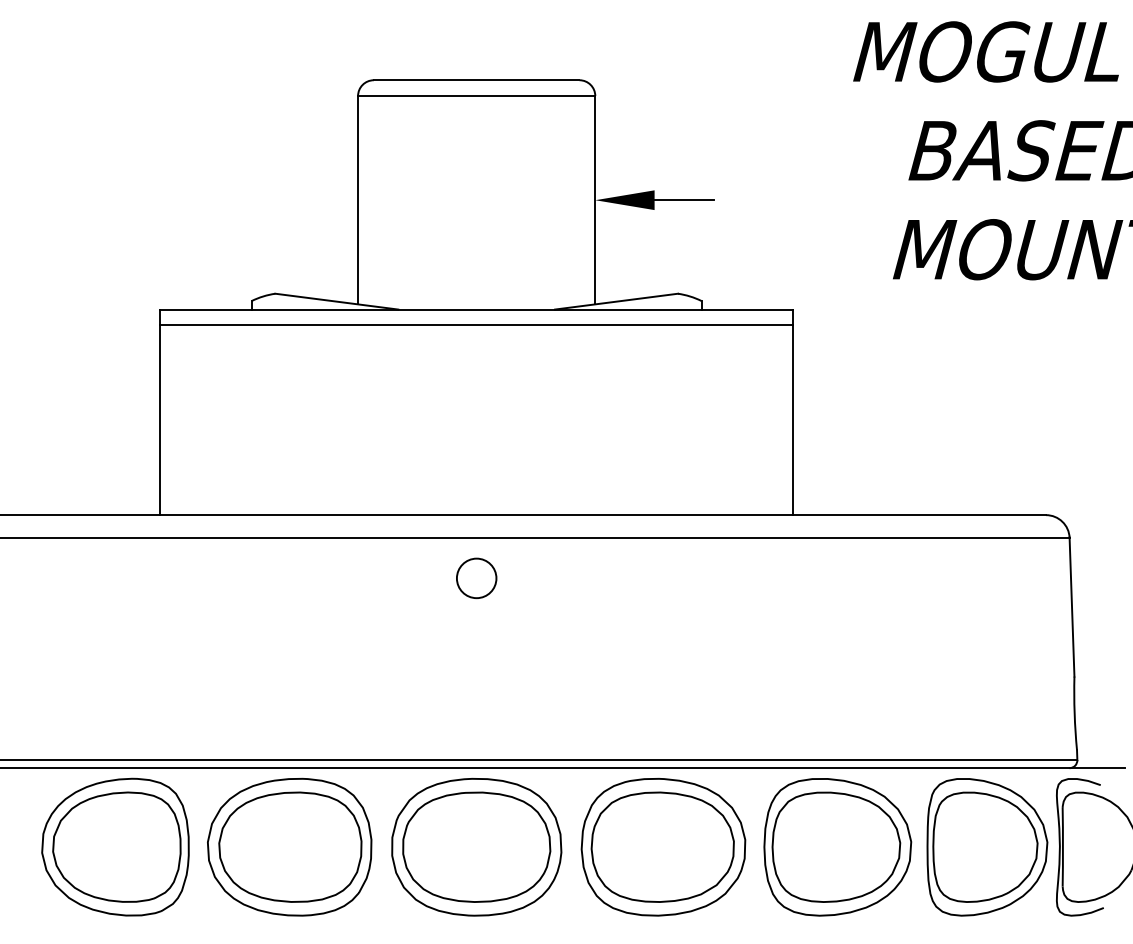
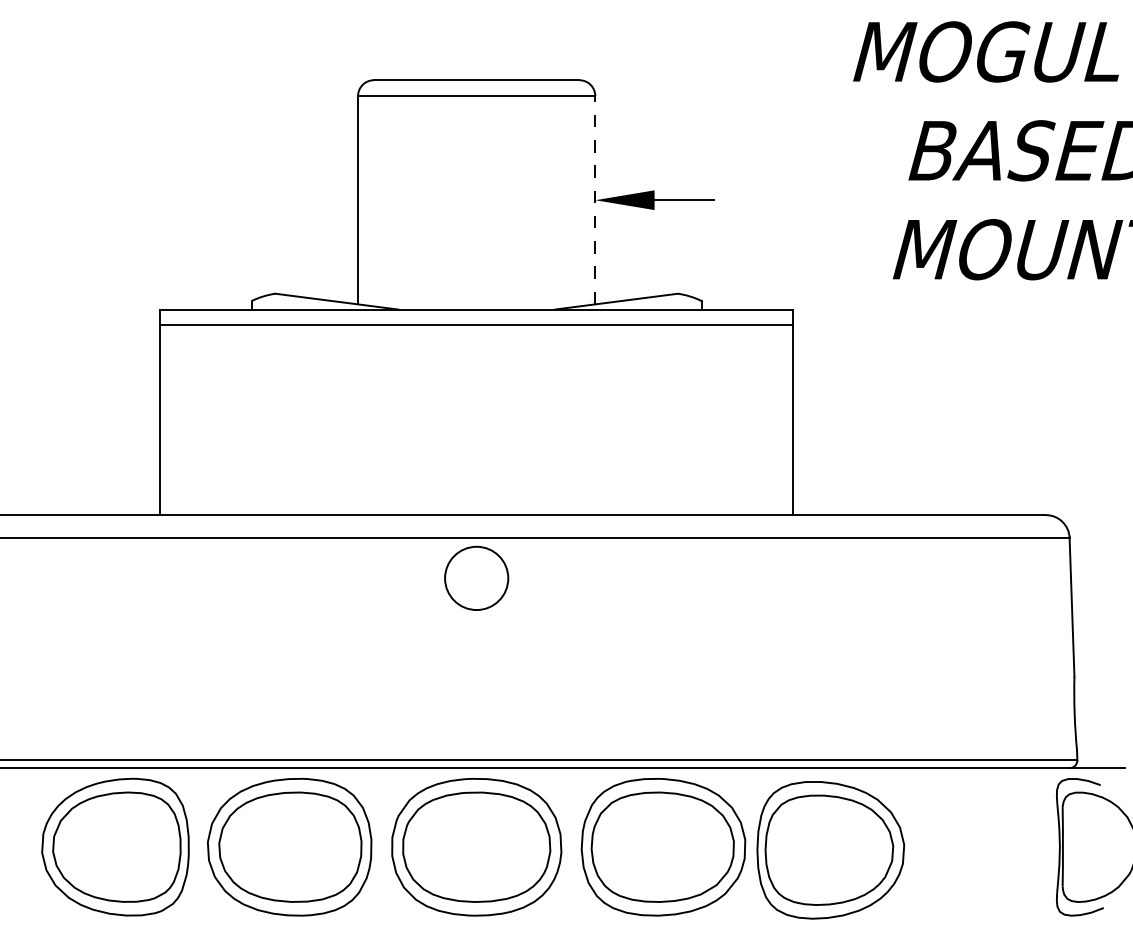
line: solid -> dashed (595, 199)
circle diameter: 40 px -> 63 px (476, 578)
part position: (837, 847) -> (830, 850) (830, 850)
part: present -> none (987, 847)
